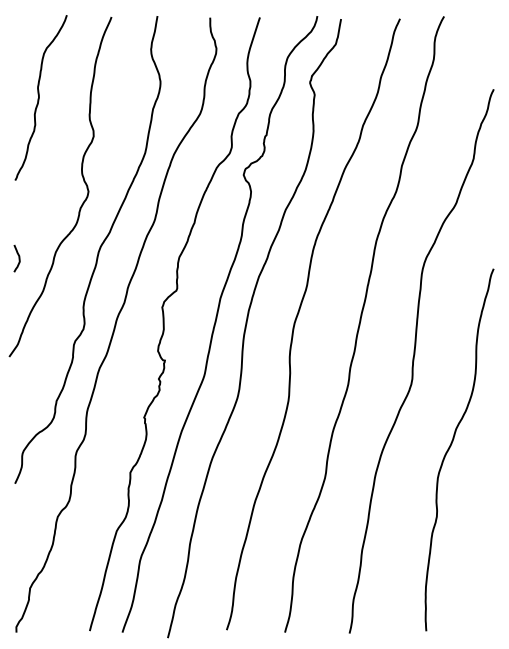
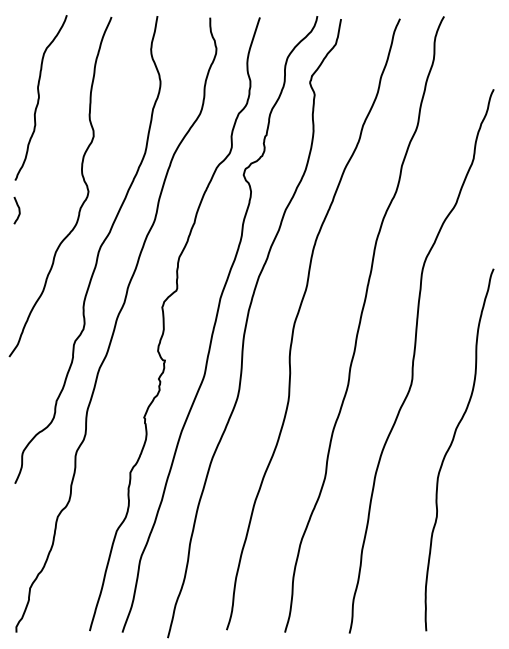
curve position: (18, 258) -> (18, 210) (18, 210)
